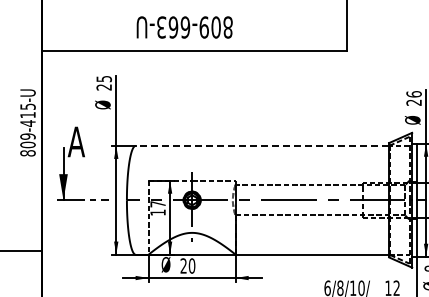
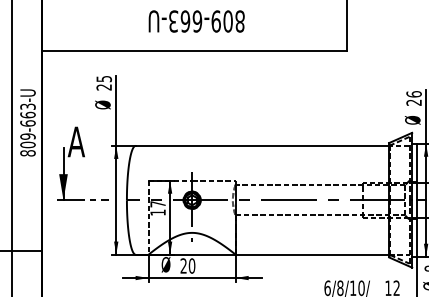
text position: (184, 27) -> (196, 21) (196, 21)
text: 809-415-U -> 809-663-U (27, 114)
line: dashed -> solid (262, 145)
line: none -> present (11, 147)
